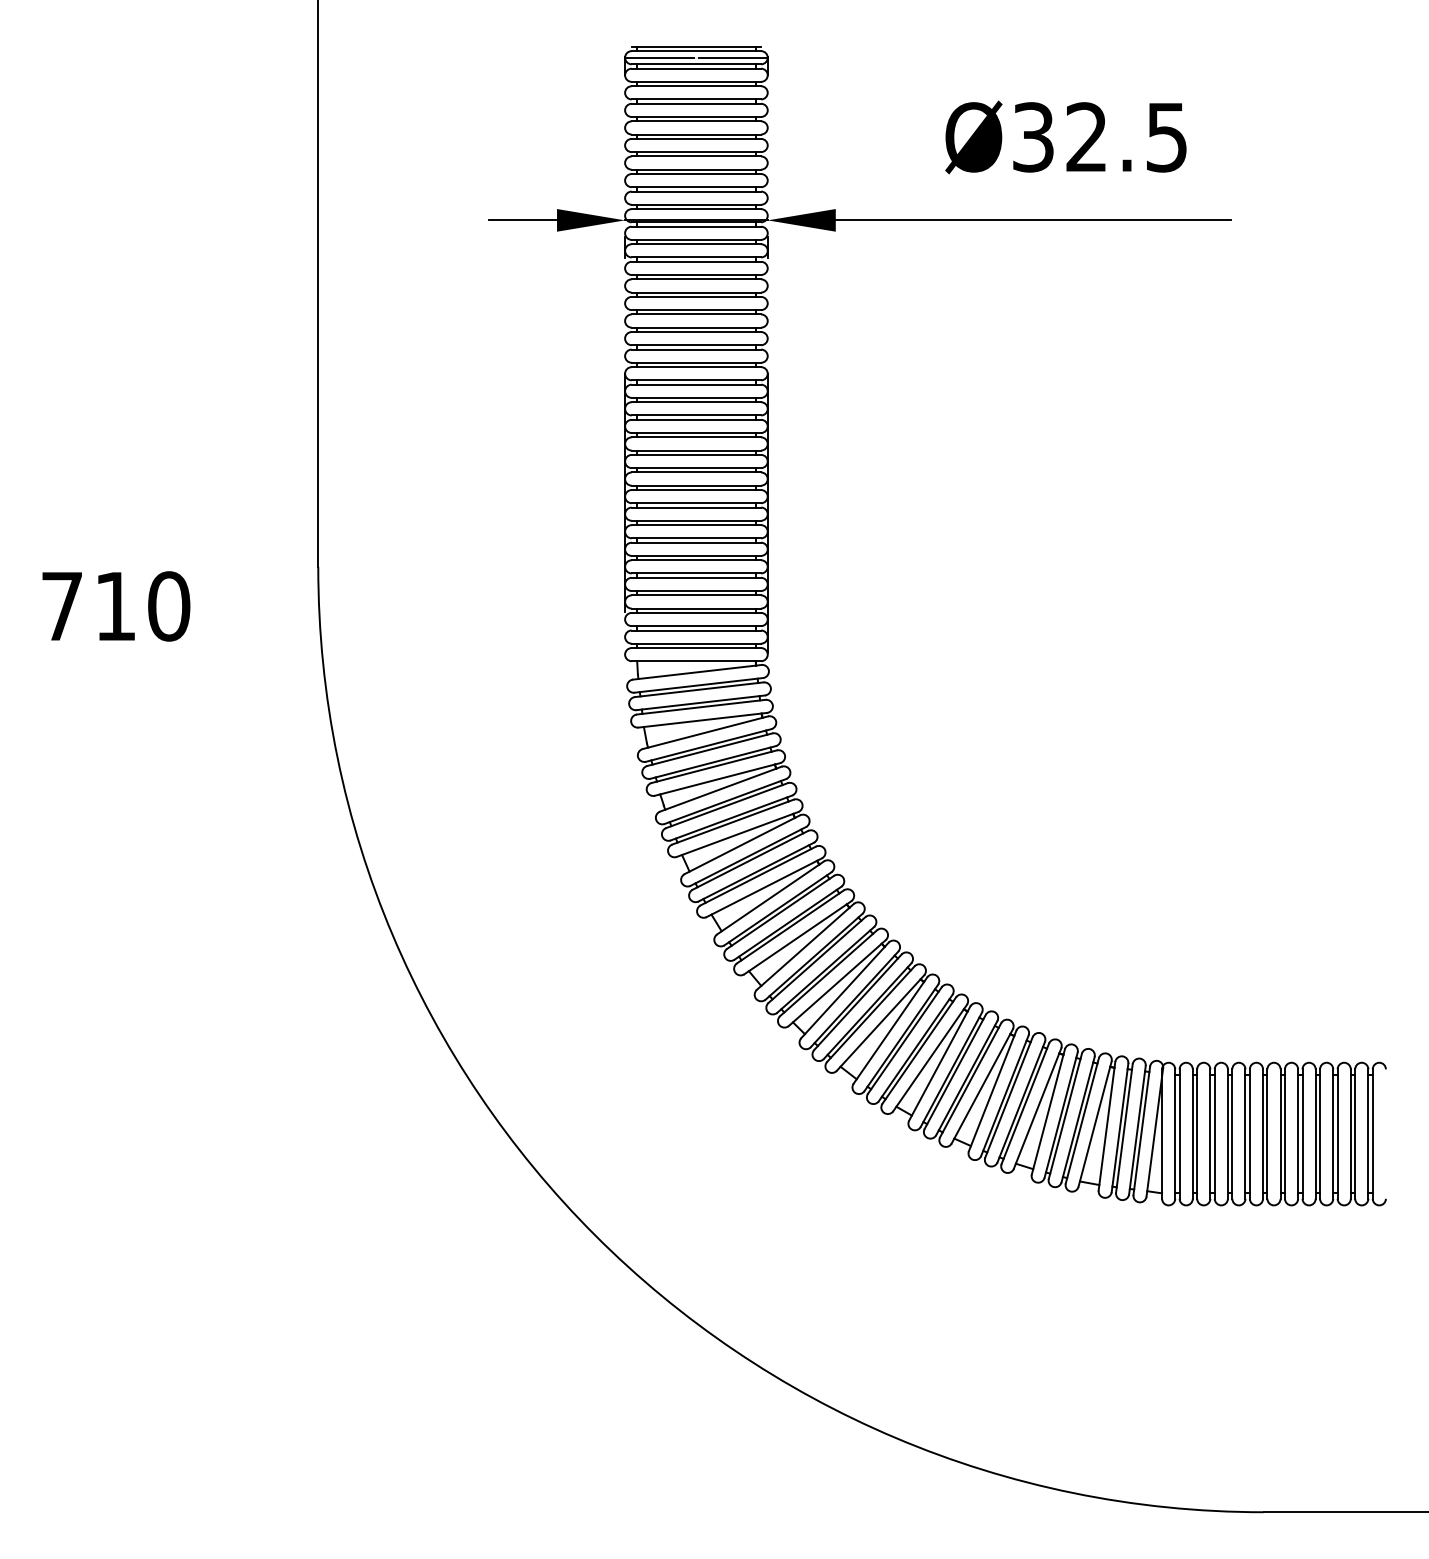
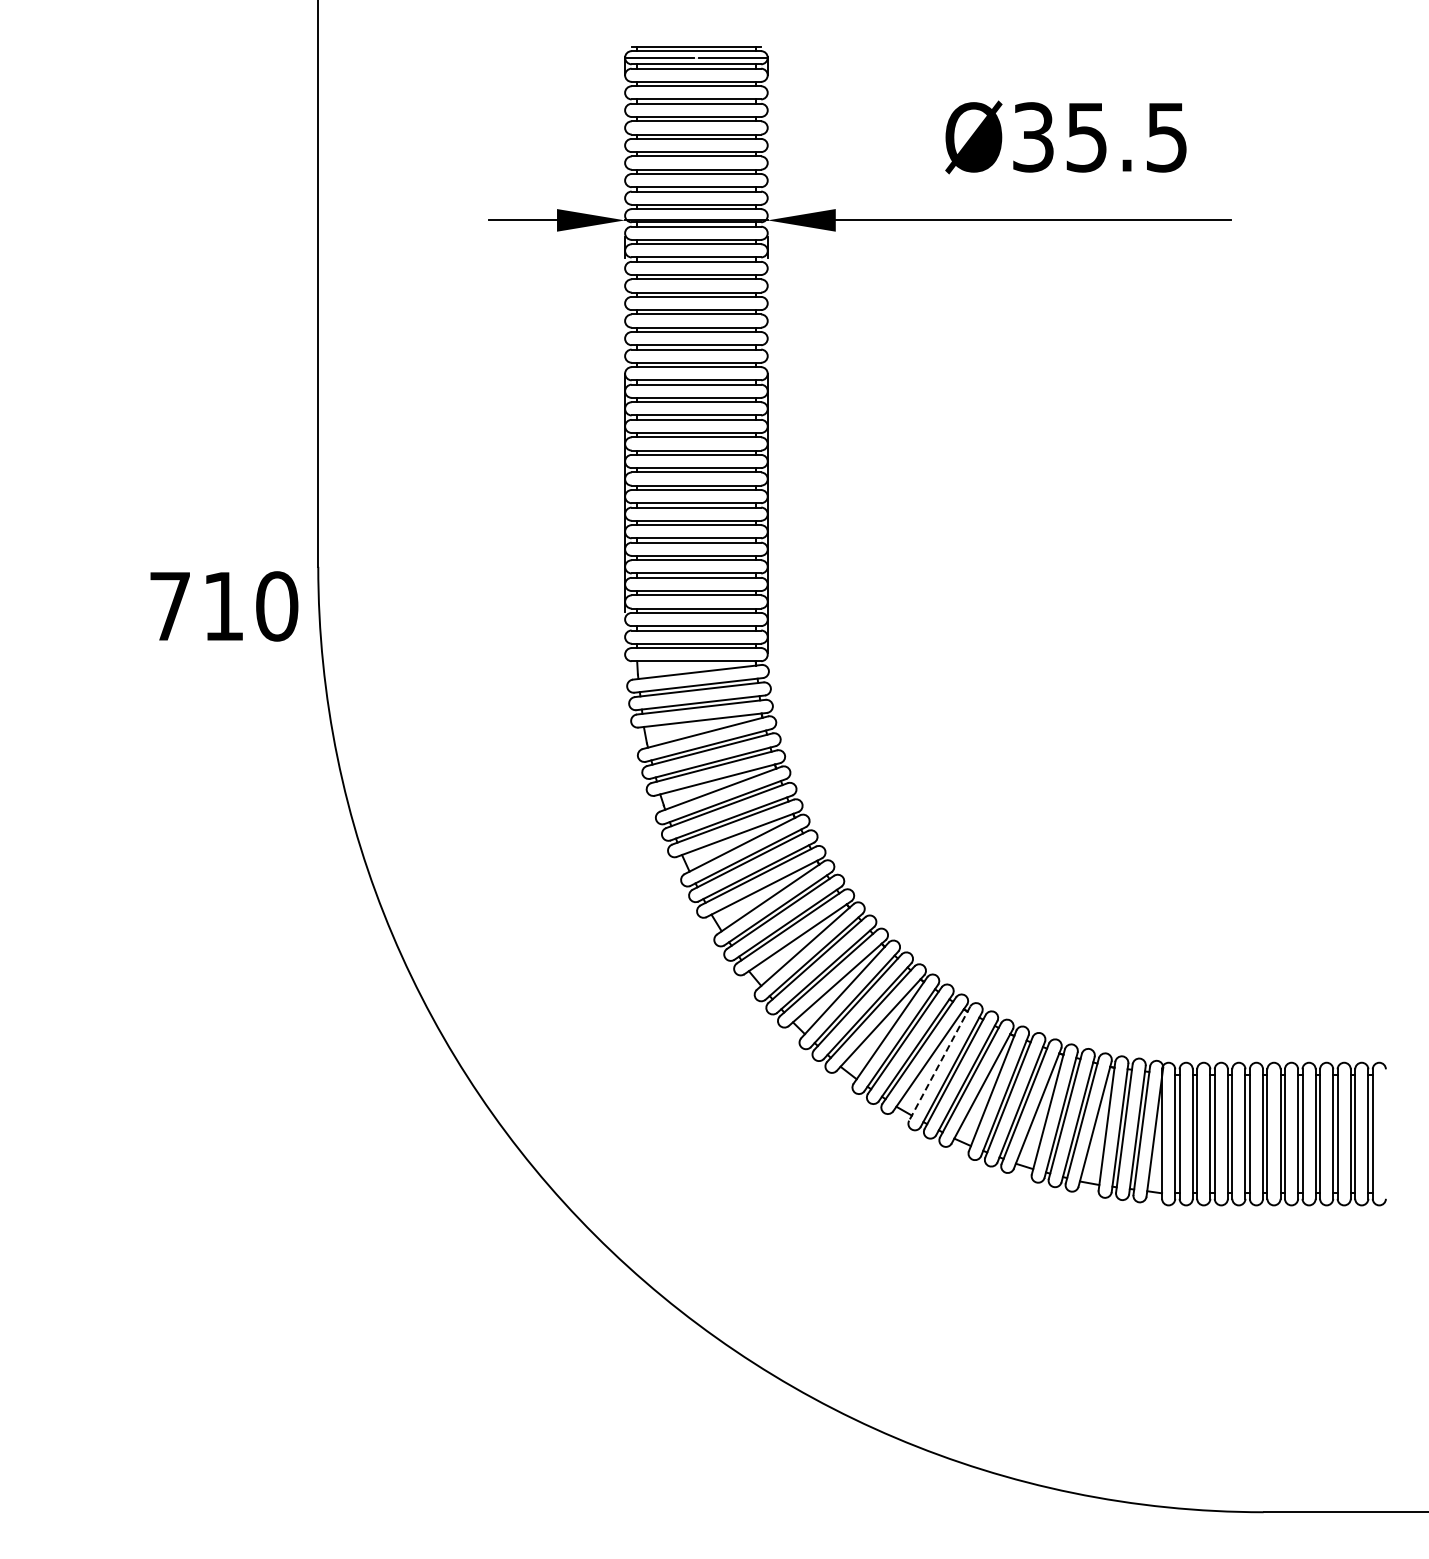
text: Ø32.5 -> Ø35.5 (1086, 137)
text position: (116, 606) -> (224, 606) (224, 606)
line: solid -> dashed (939, 1063)
